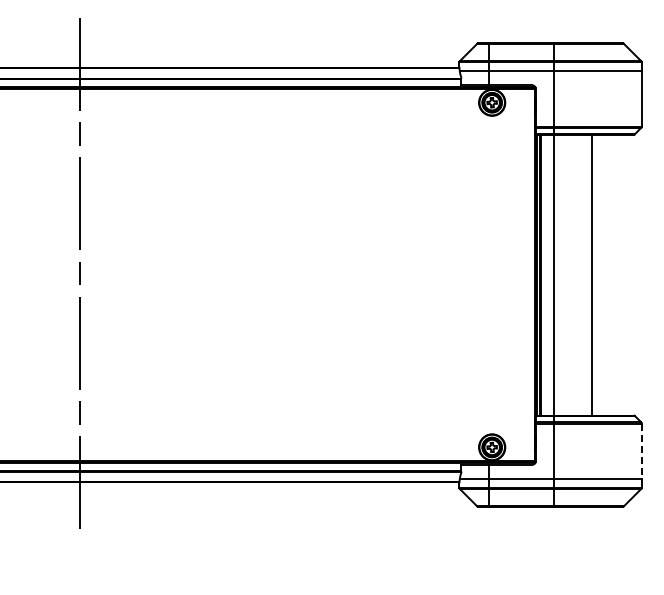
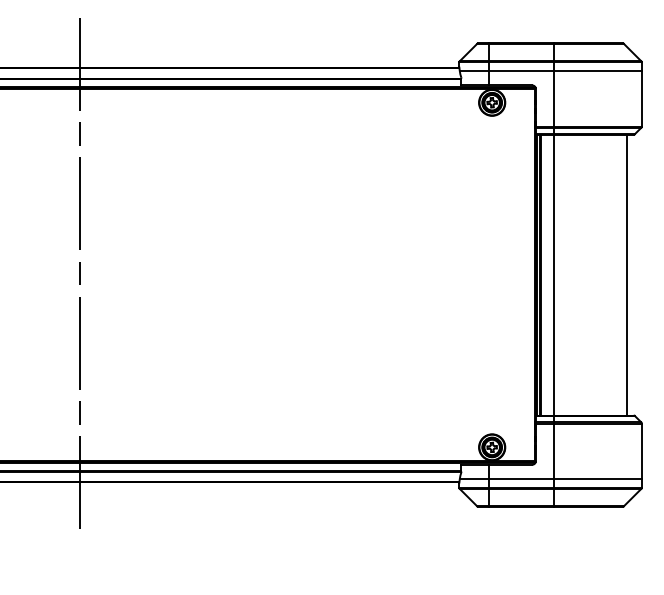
line position: (592, 274) -> (627, 274) (627, 274)
line: dashed -> solid (641, 451)
